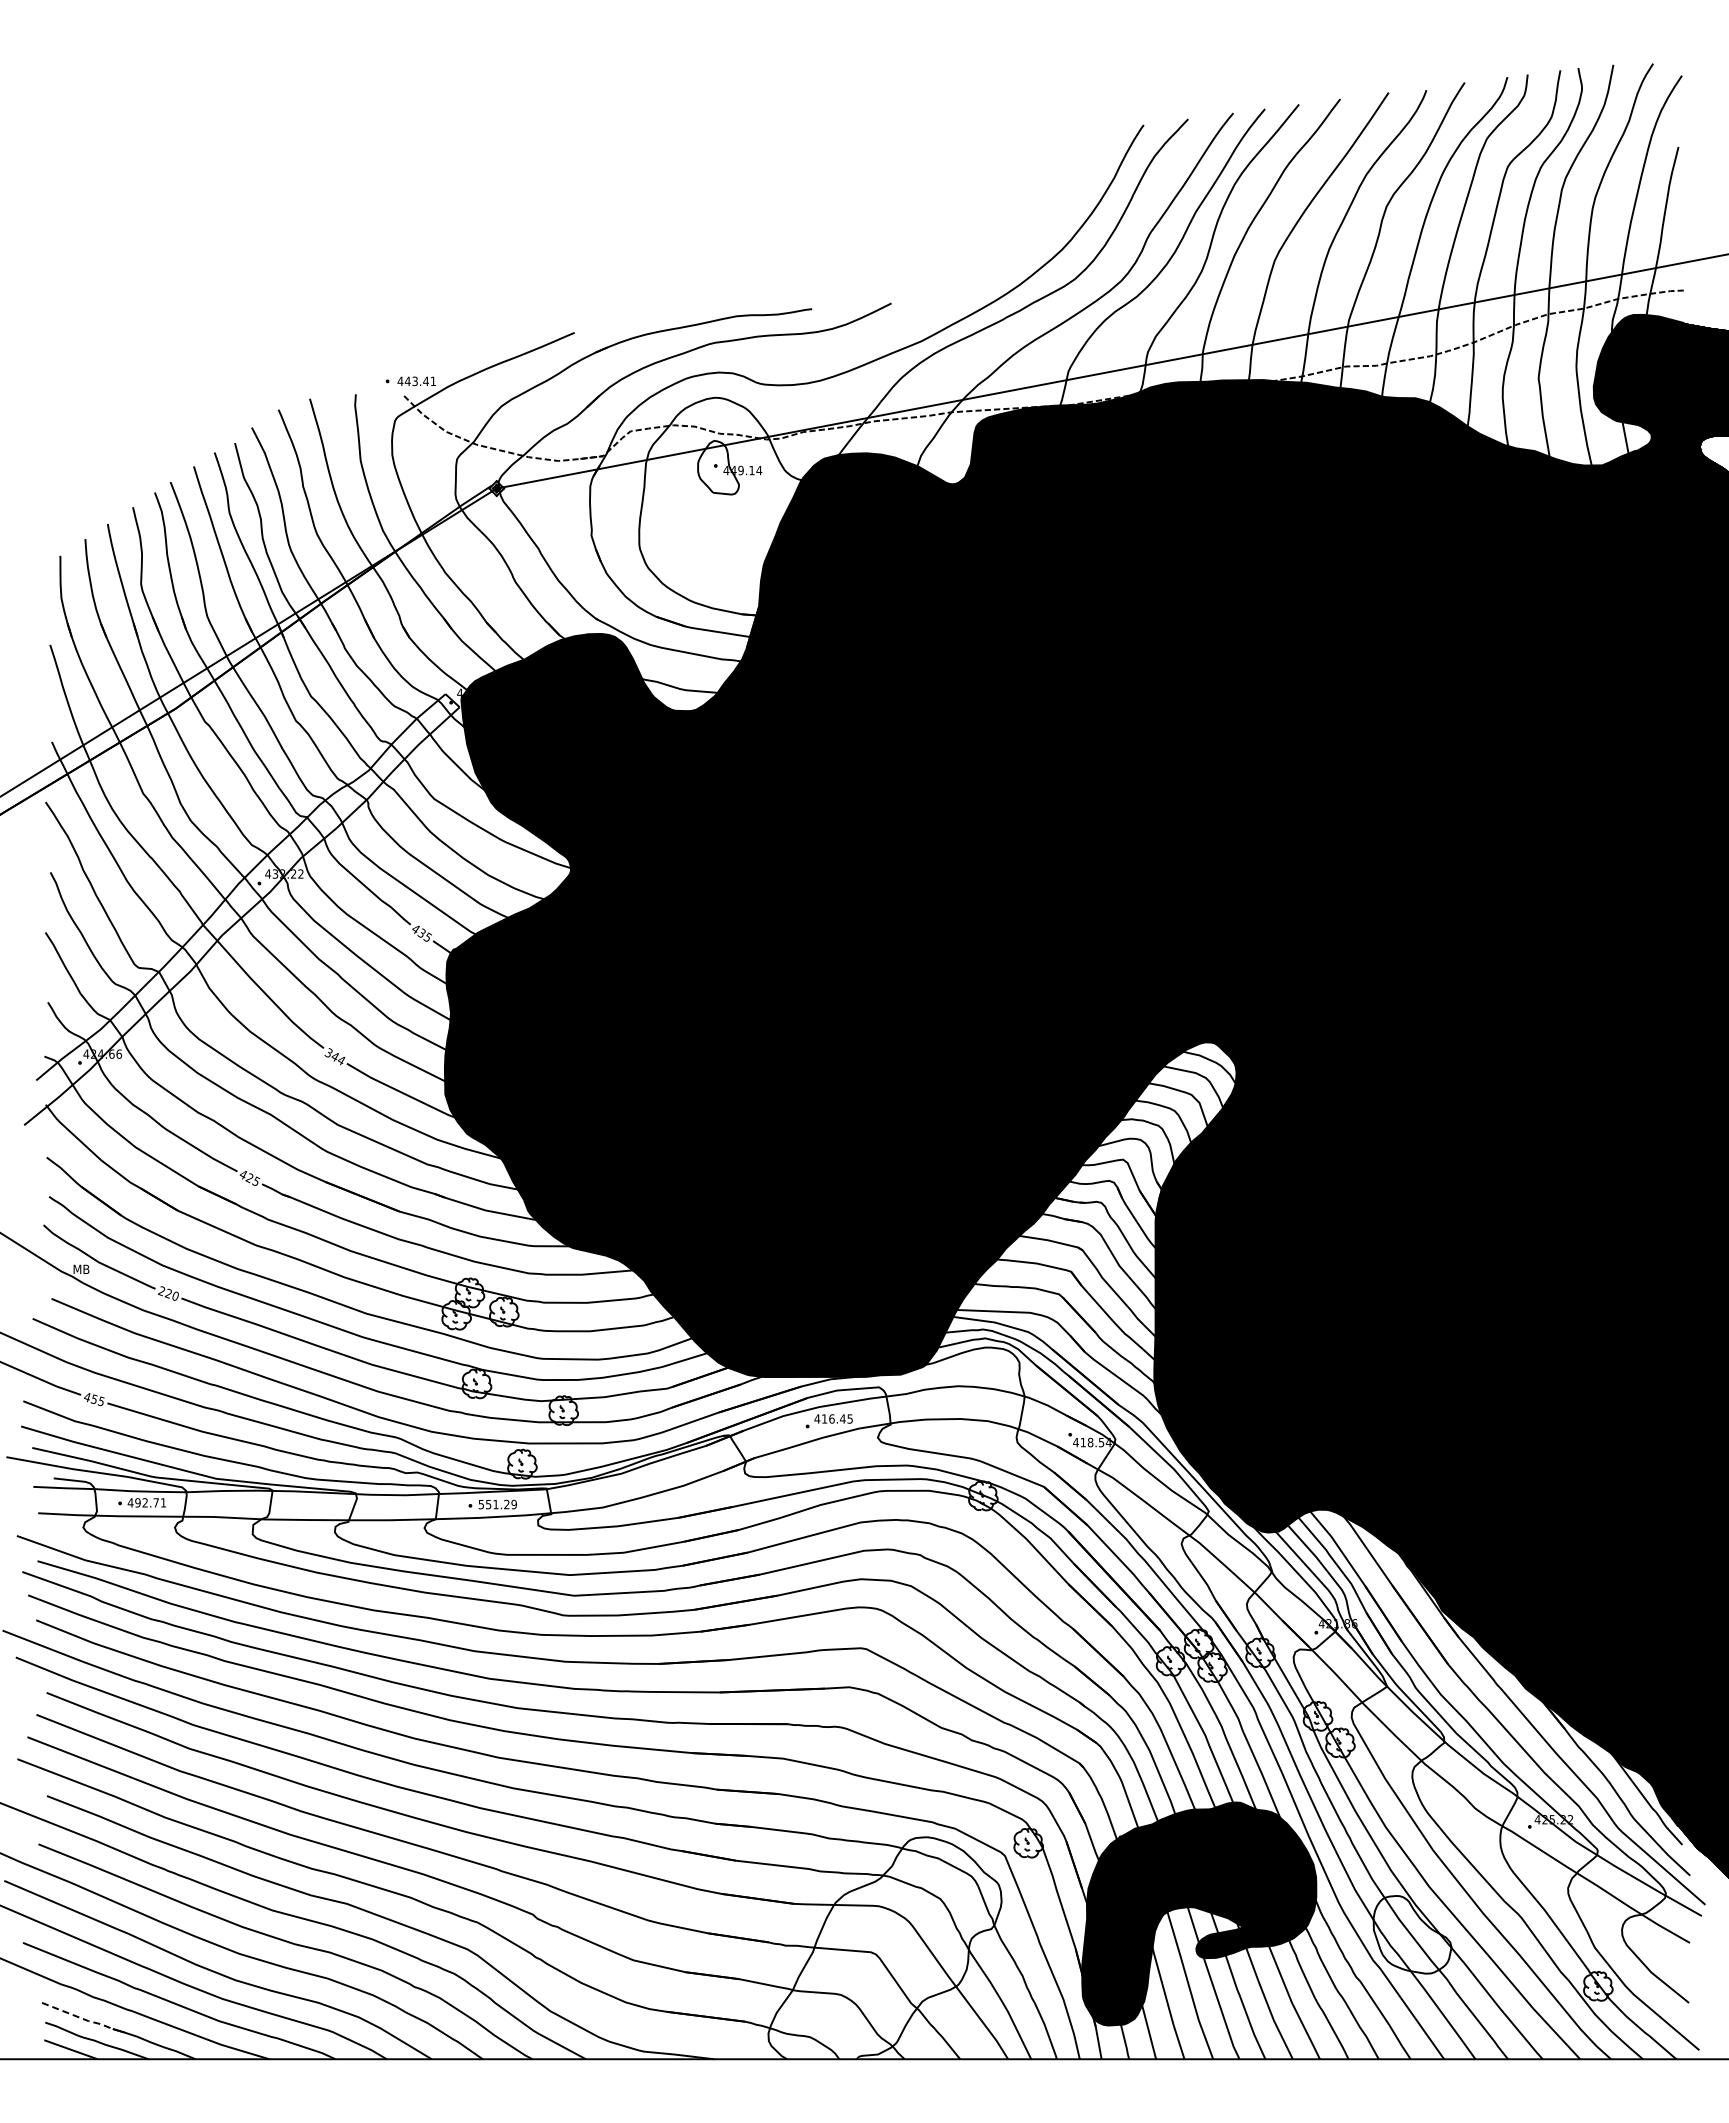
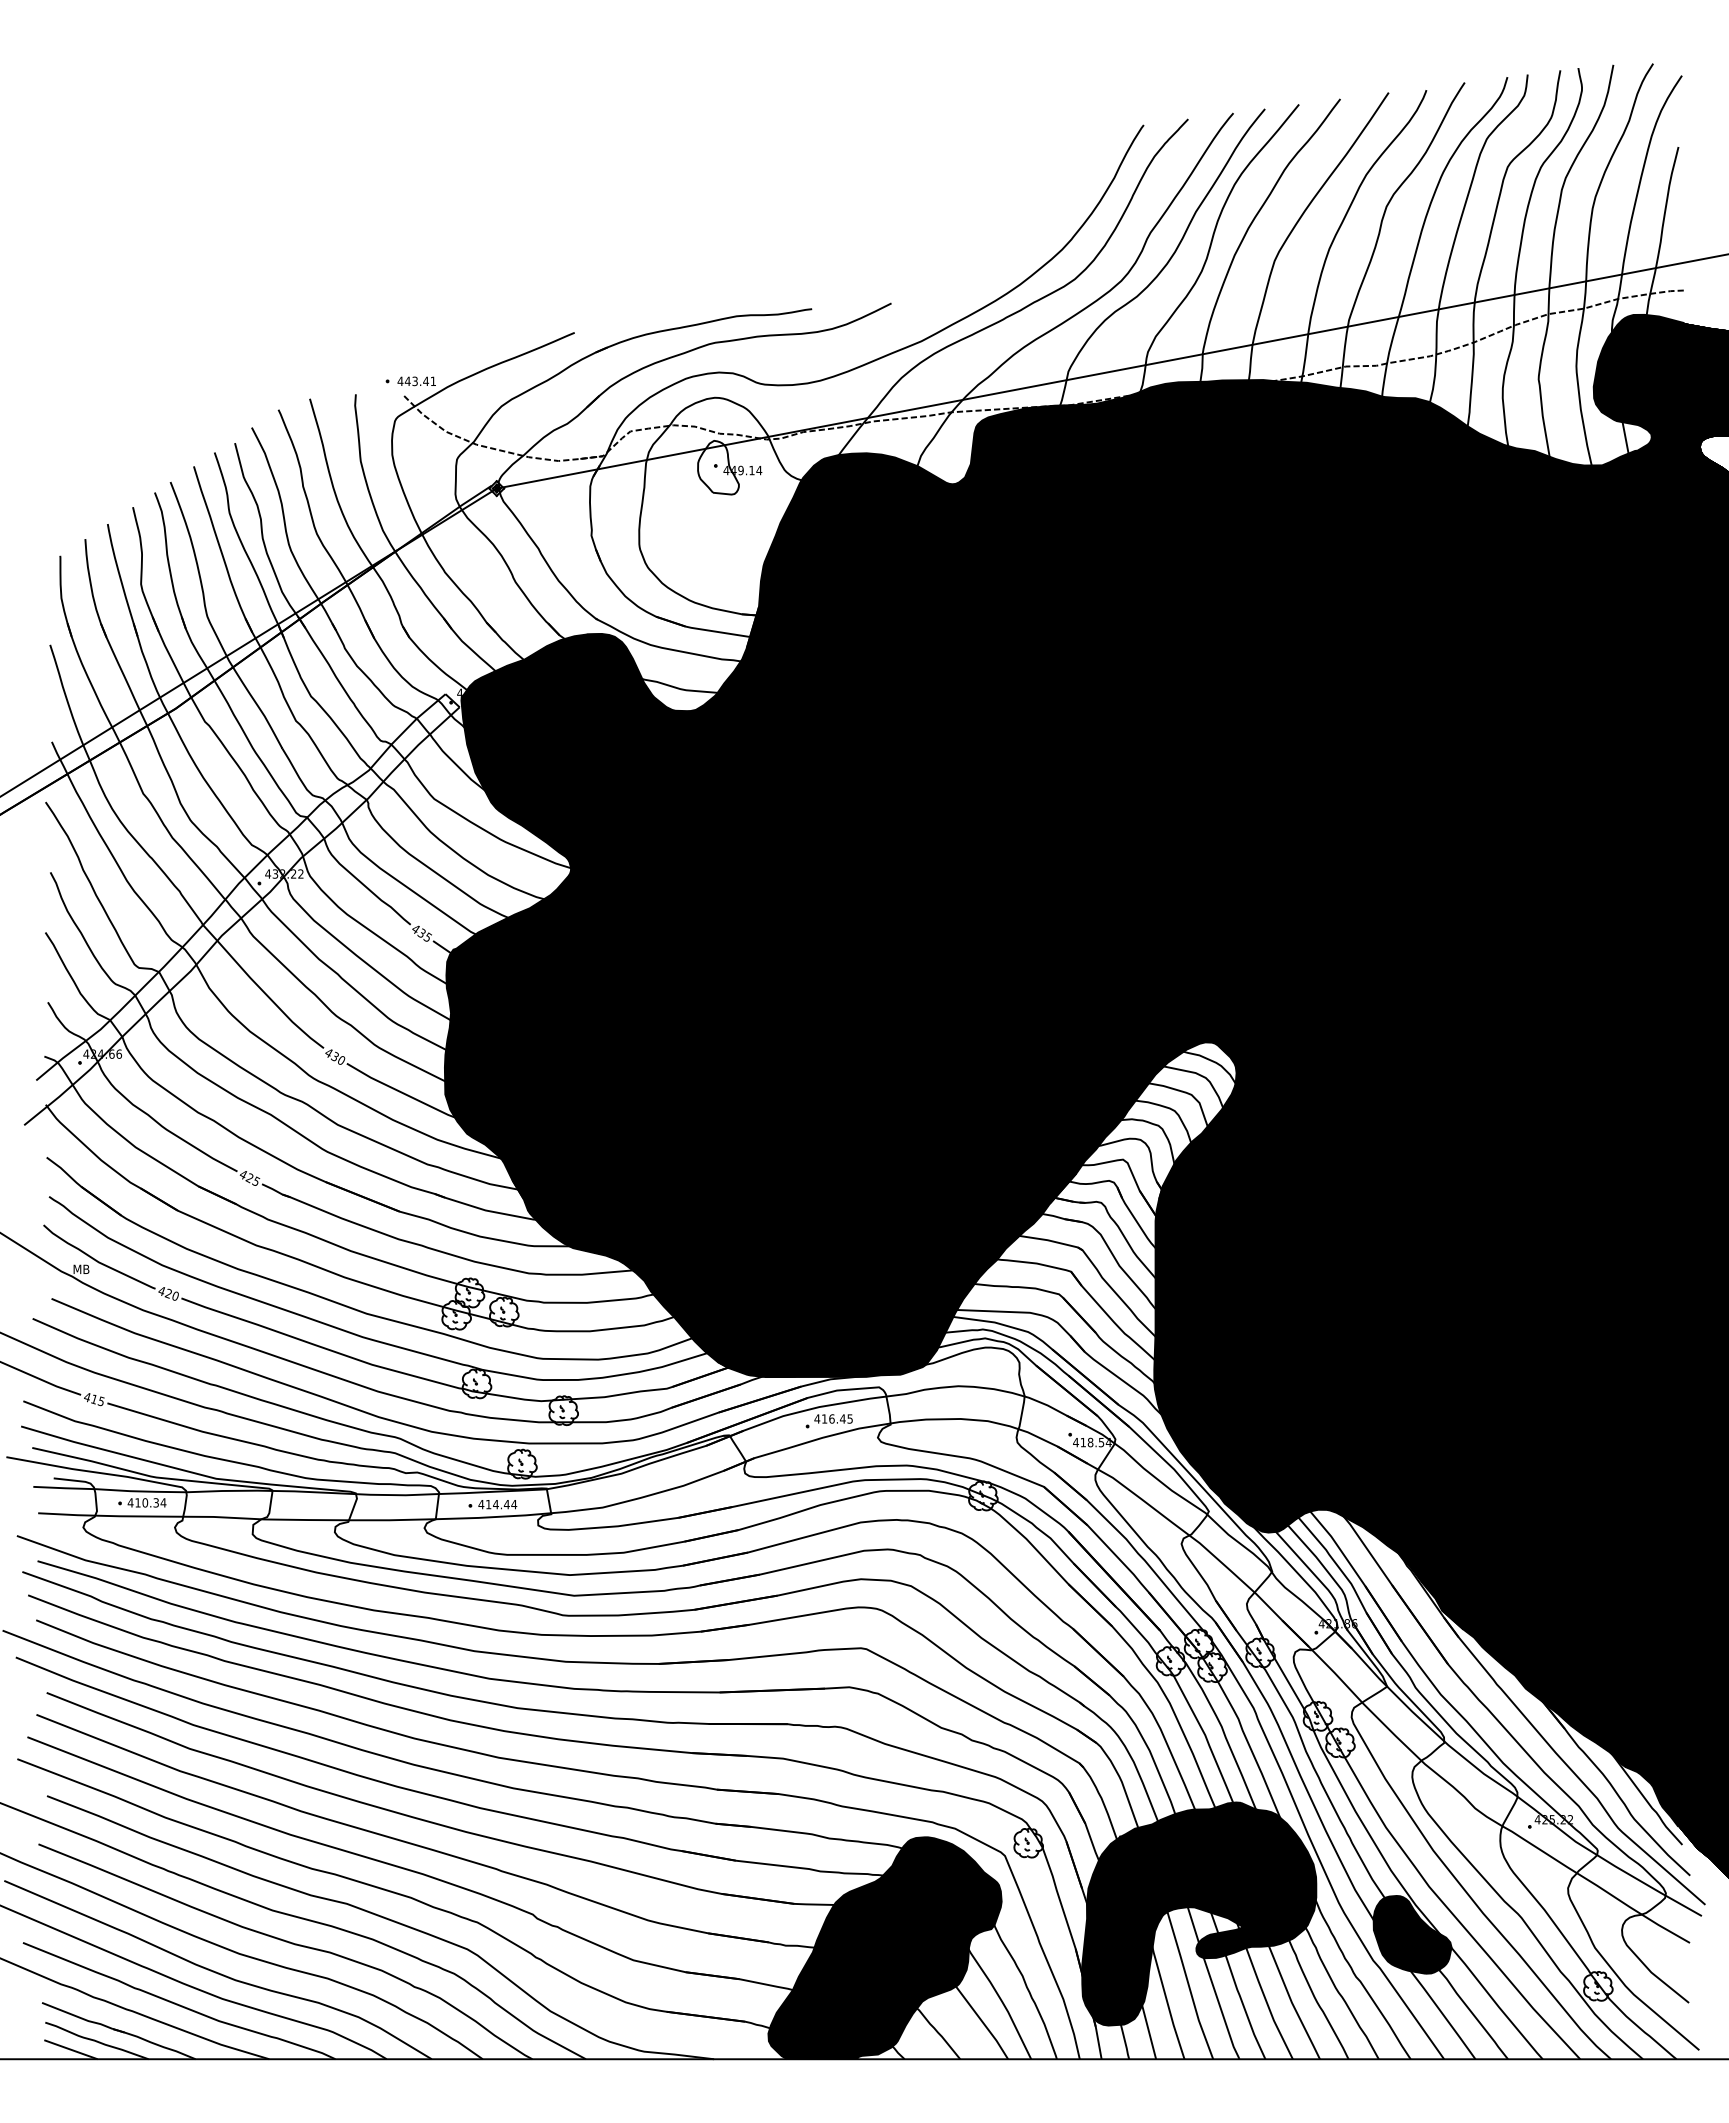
text: 344 -> 430 (334, 1056)
text: 220 -> 420 (161, 1291)
text: 455 -> 415 (93, 1399)
text: 492.71 -> 410.34 (150, 1502)
text: 551.29 -> 414.44 (497, 1504)
fill: none -> present (1412, 1934)
fill: none -> present (884, 1948)
line: dashed -> solid (79, 2017)
